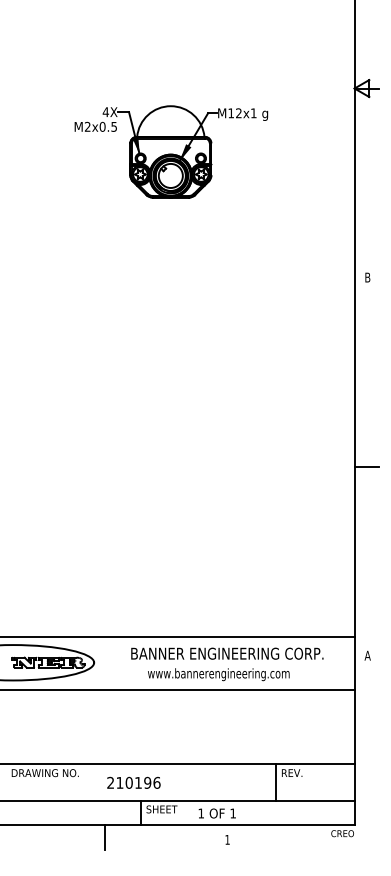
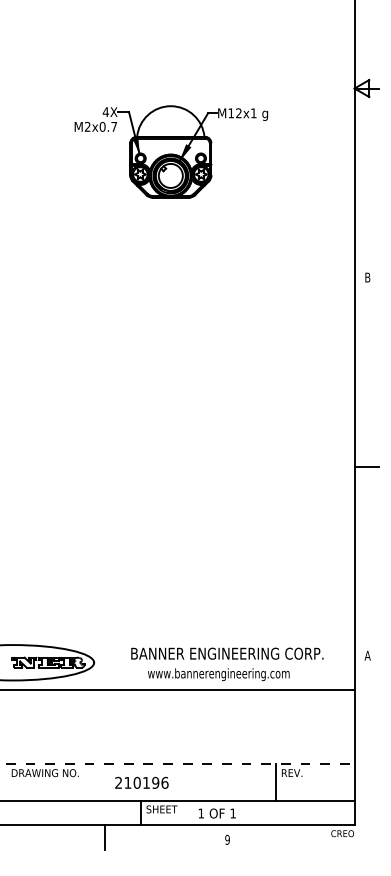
text: M2x0.5 -> M2x0.7 (113, 126)
line: present -> none (178, 636)
line: solid -> dashed (177, 764)
text position: (133, 782) -> (141, 782) (141, 782)
text: 1 -> 9 (227, 839)
